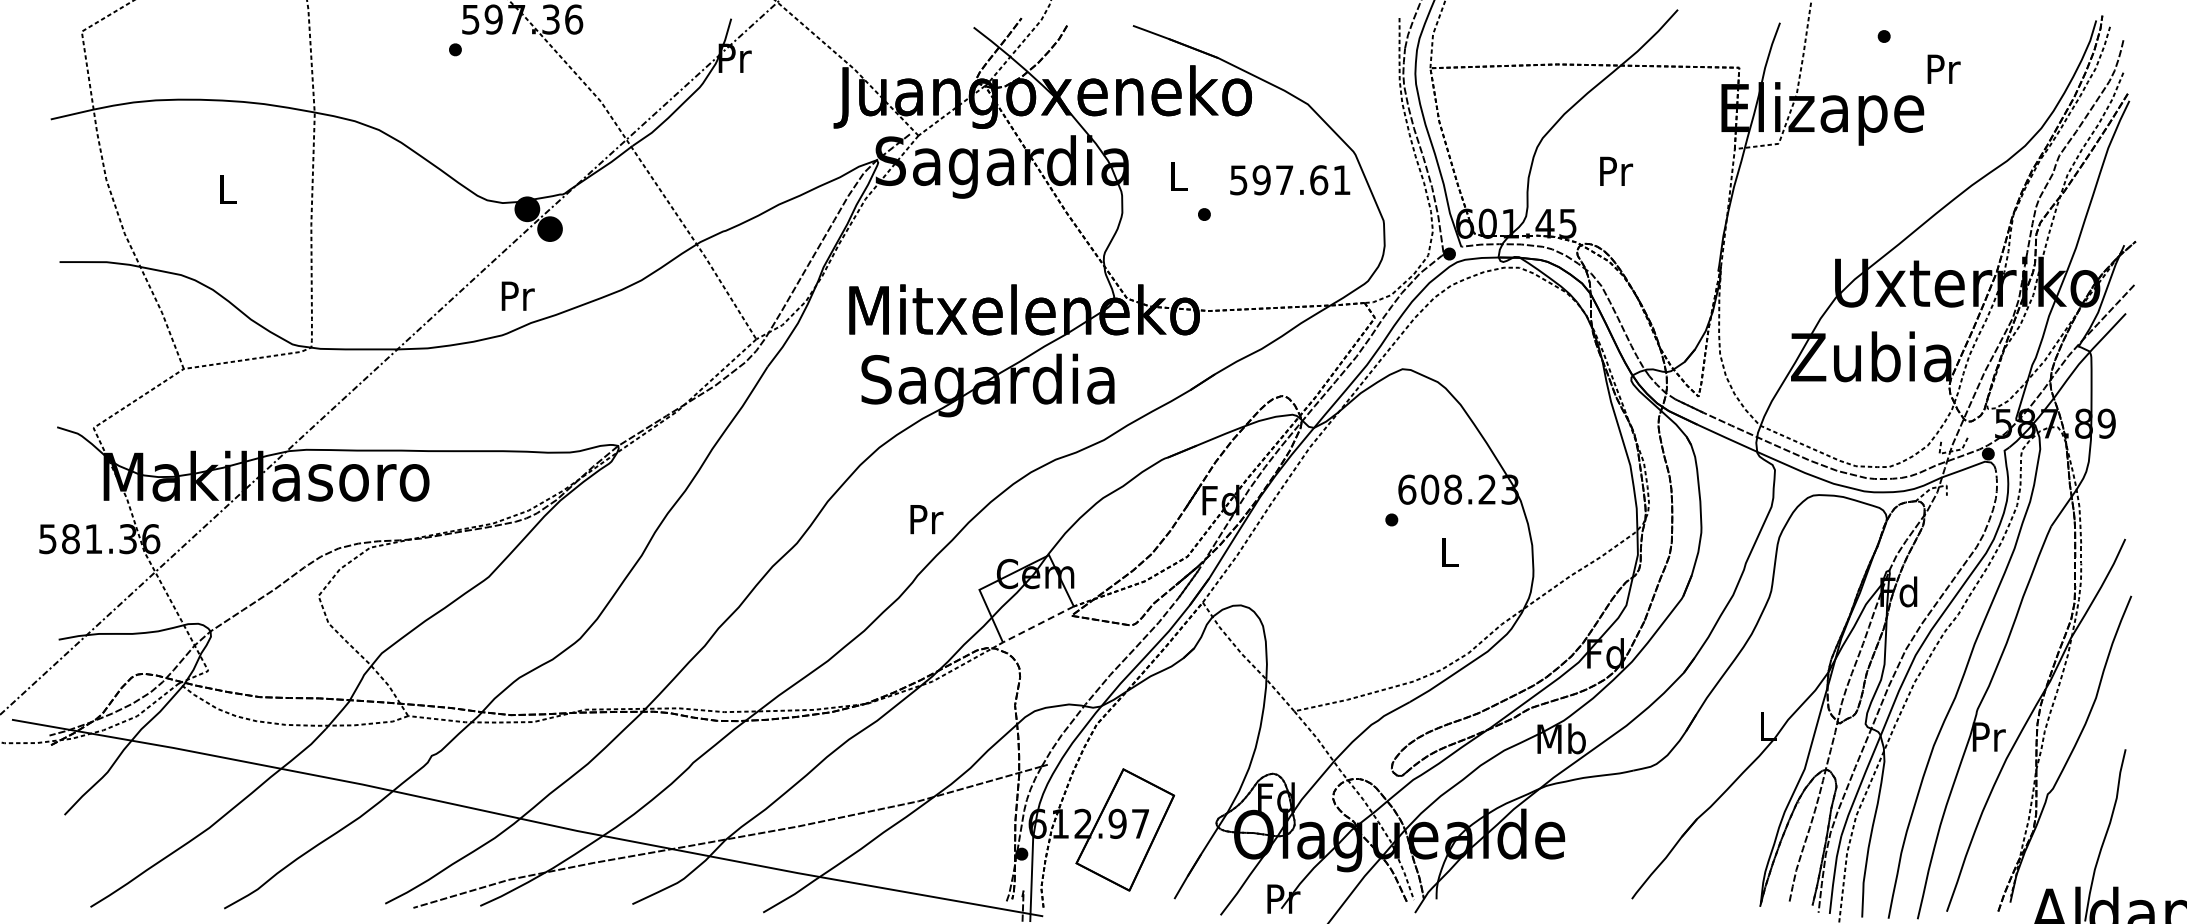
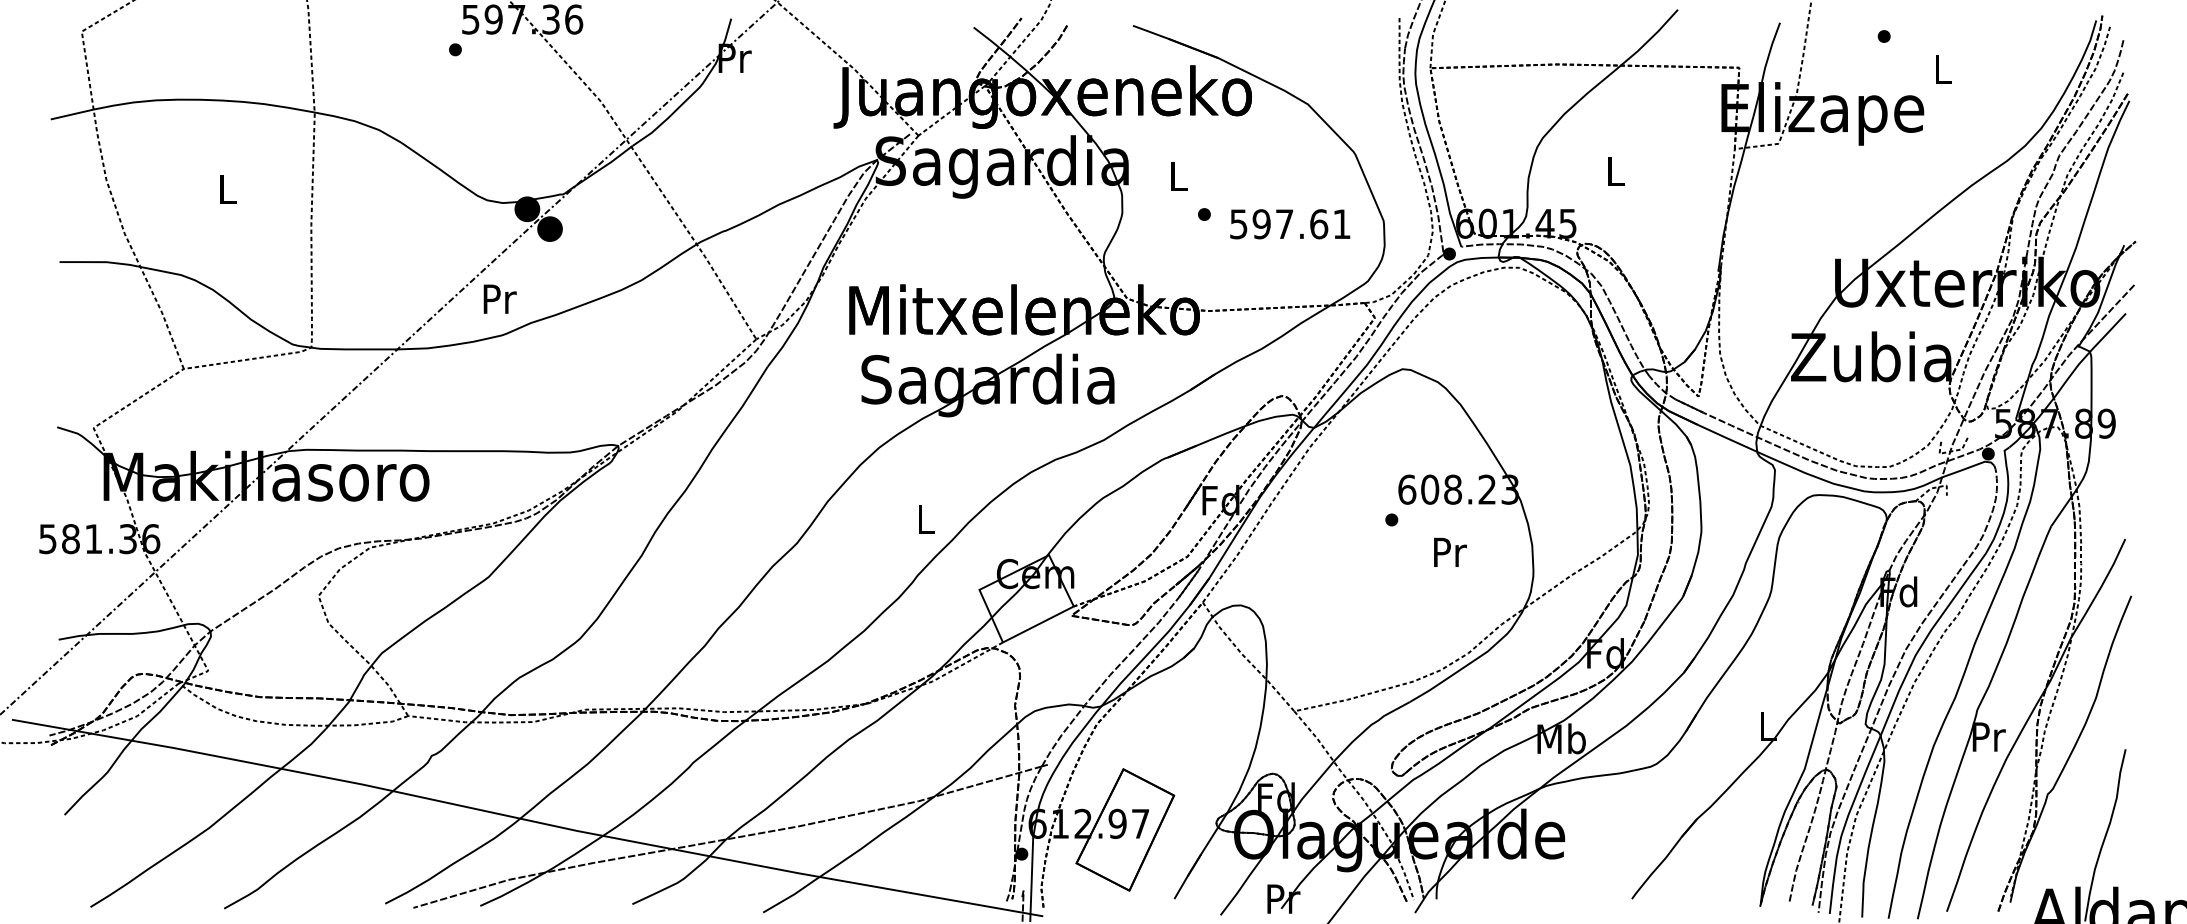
text: Pr -> L (1943, 68)
text: Pr -> L (1616, 170)
text position: (1290, 180) -> (1290, 224) (1290, 224)
text position: (517, 295) -> (499, 298) (499, 298)
text: Pr -> L (926, 519)
text: L -> Pr (1450, 551)
line: dashed -> solid (1038, 624)
